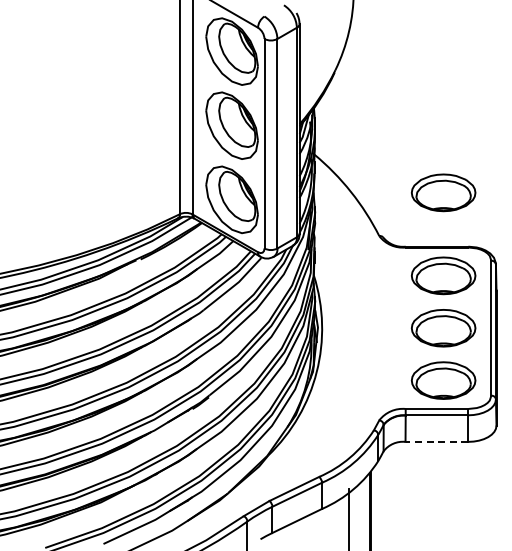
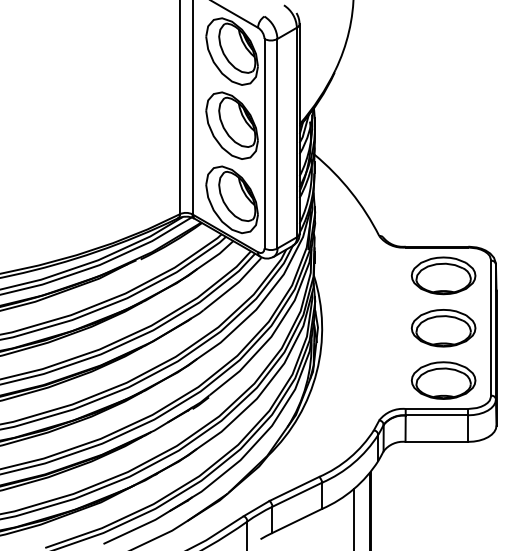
part: present -> none (443, 192)
line: dashed -> solid (436, 441)
line position: (348, 518) -> (353, 518) (353, 518)
